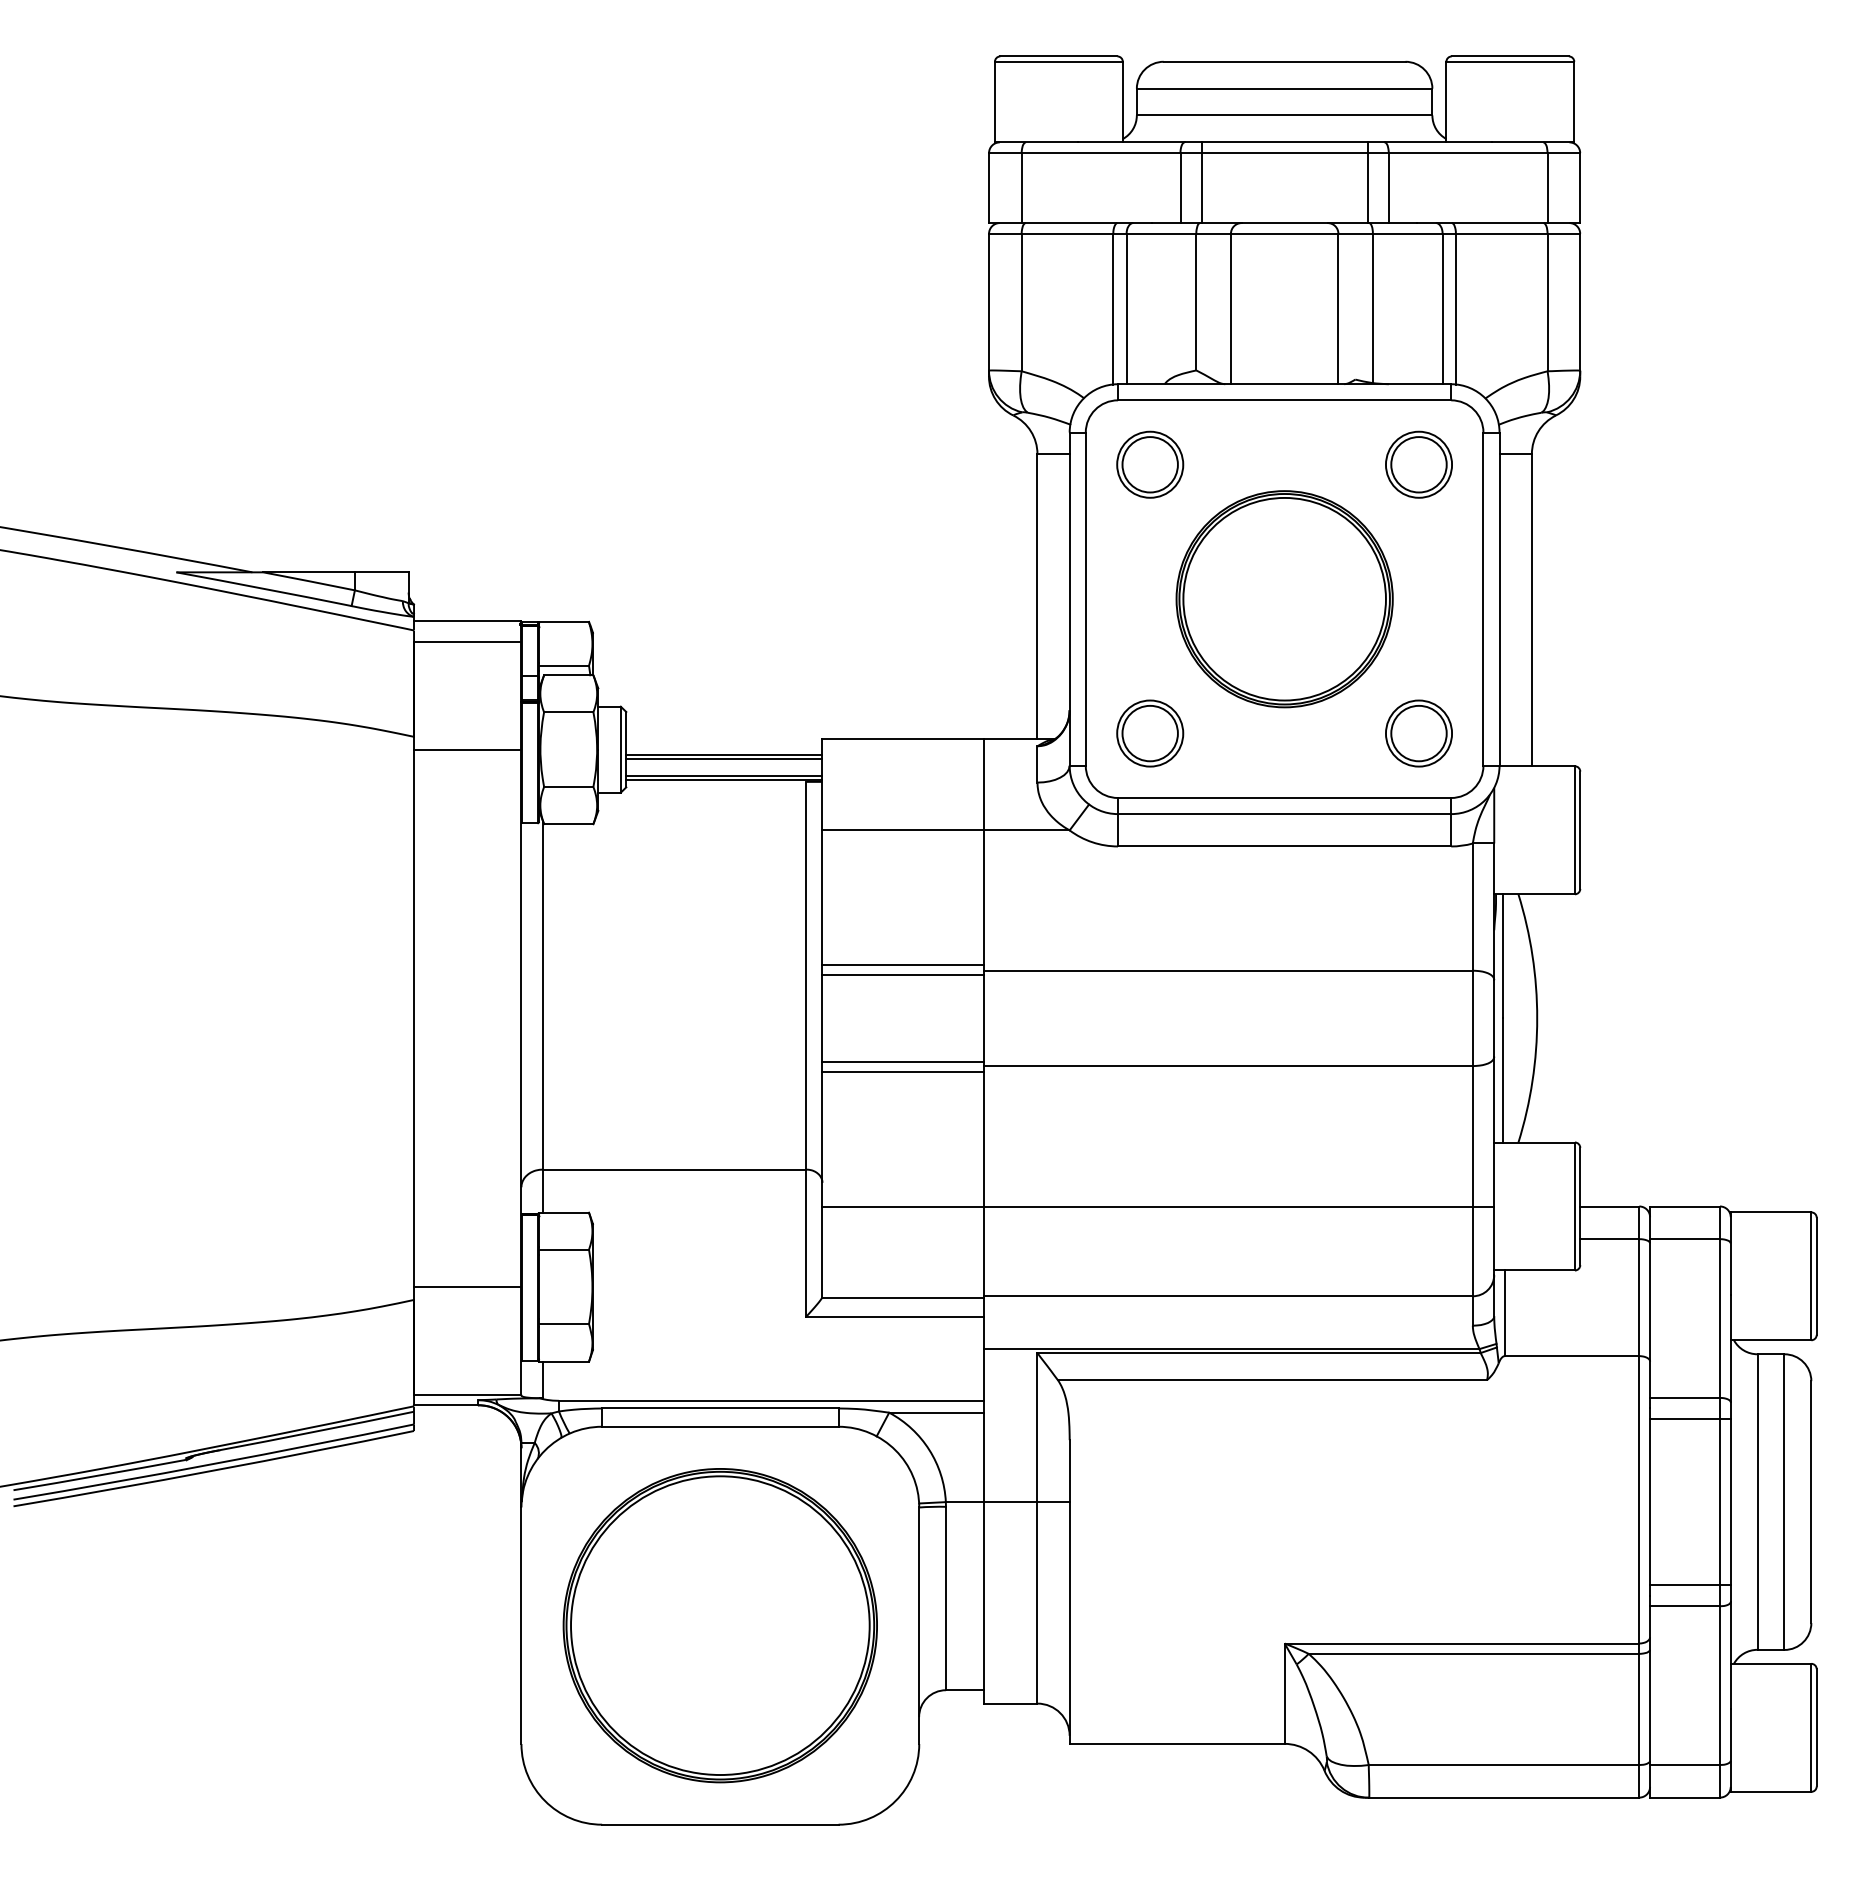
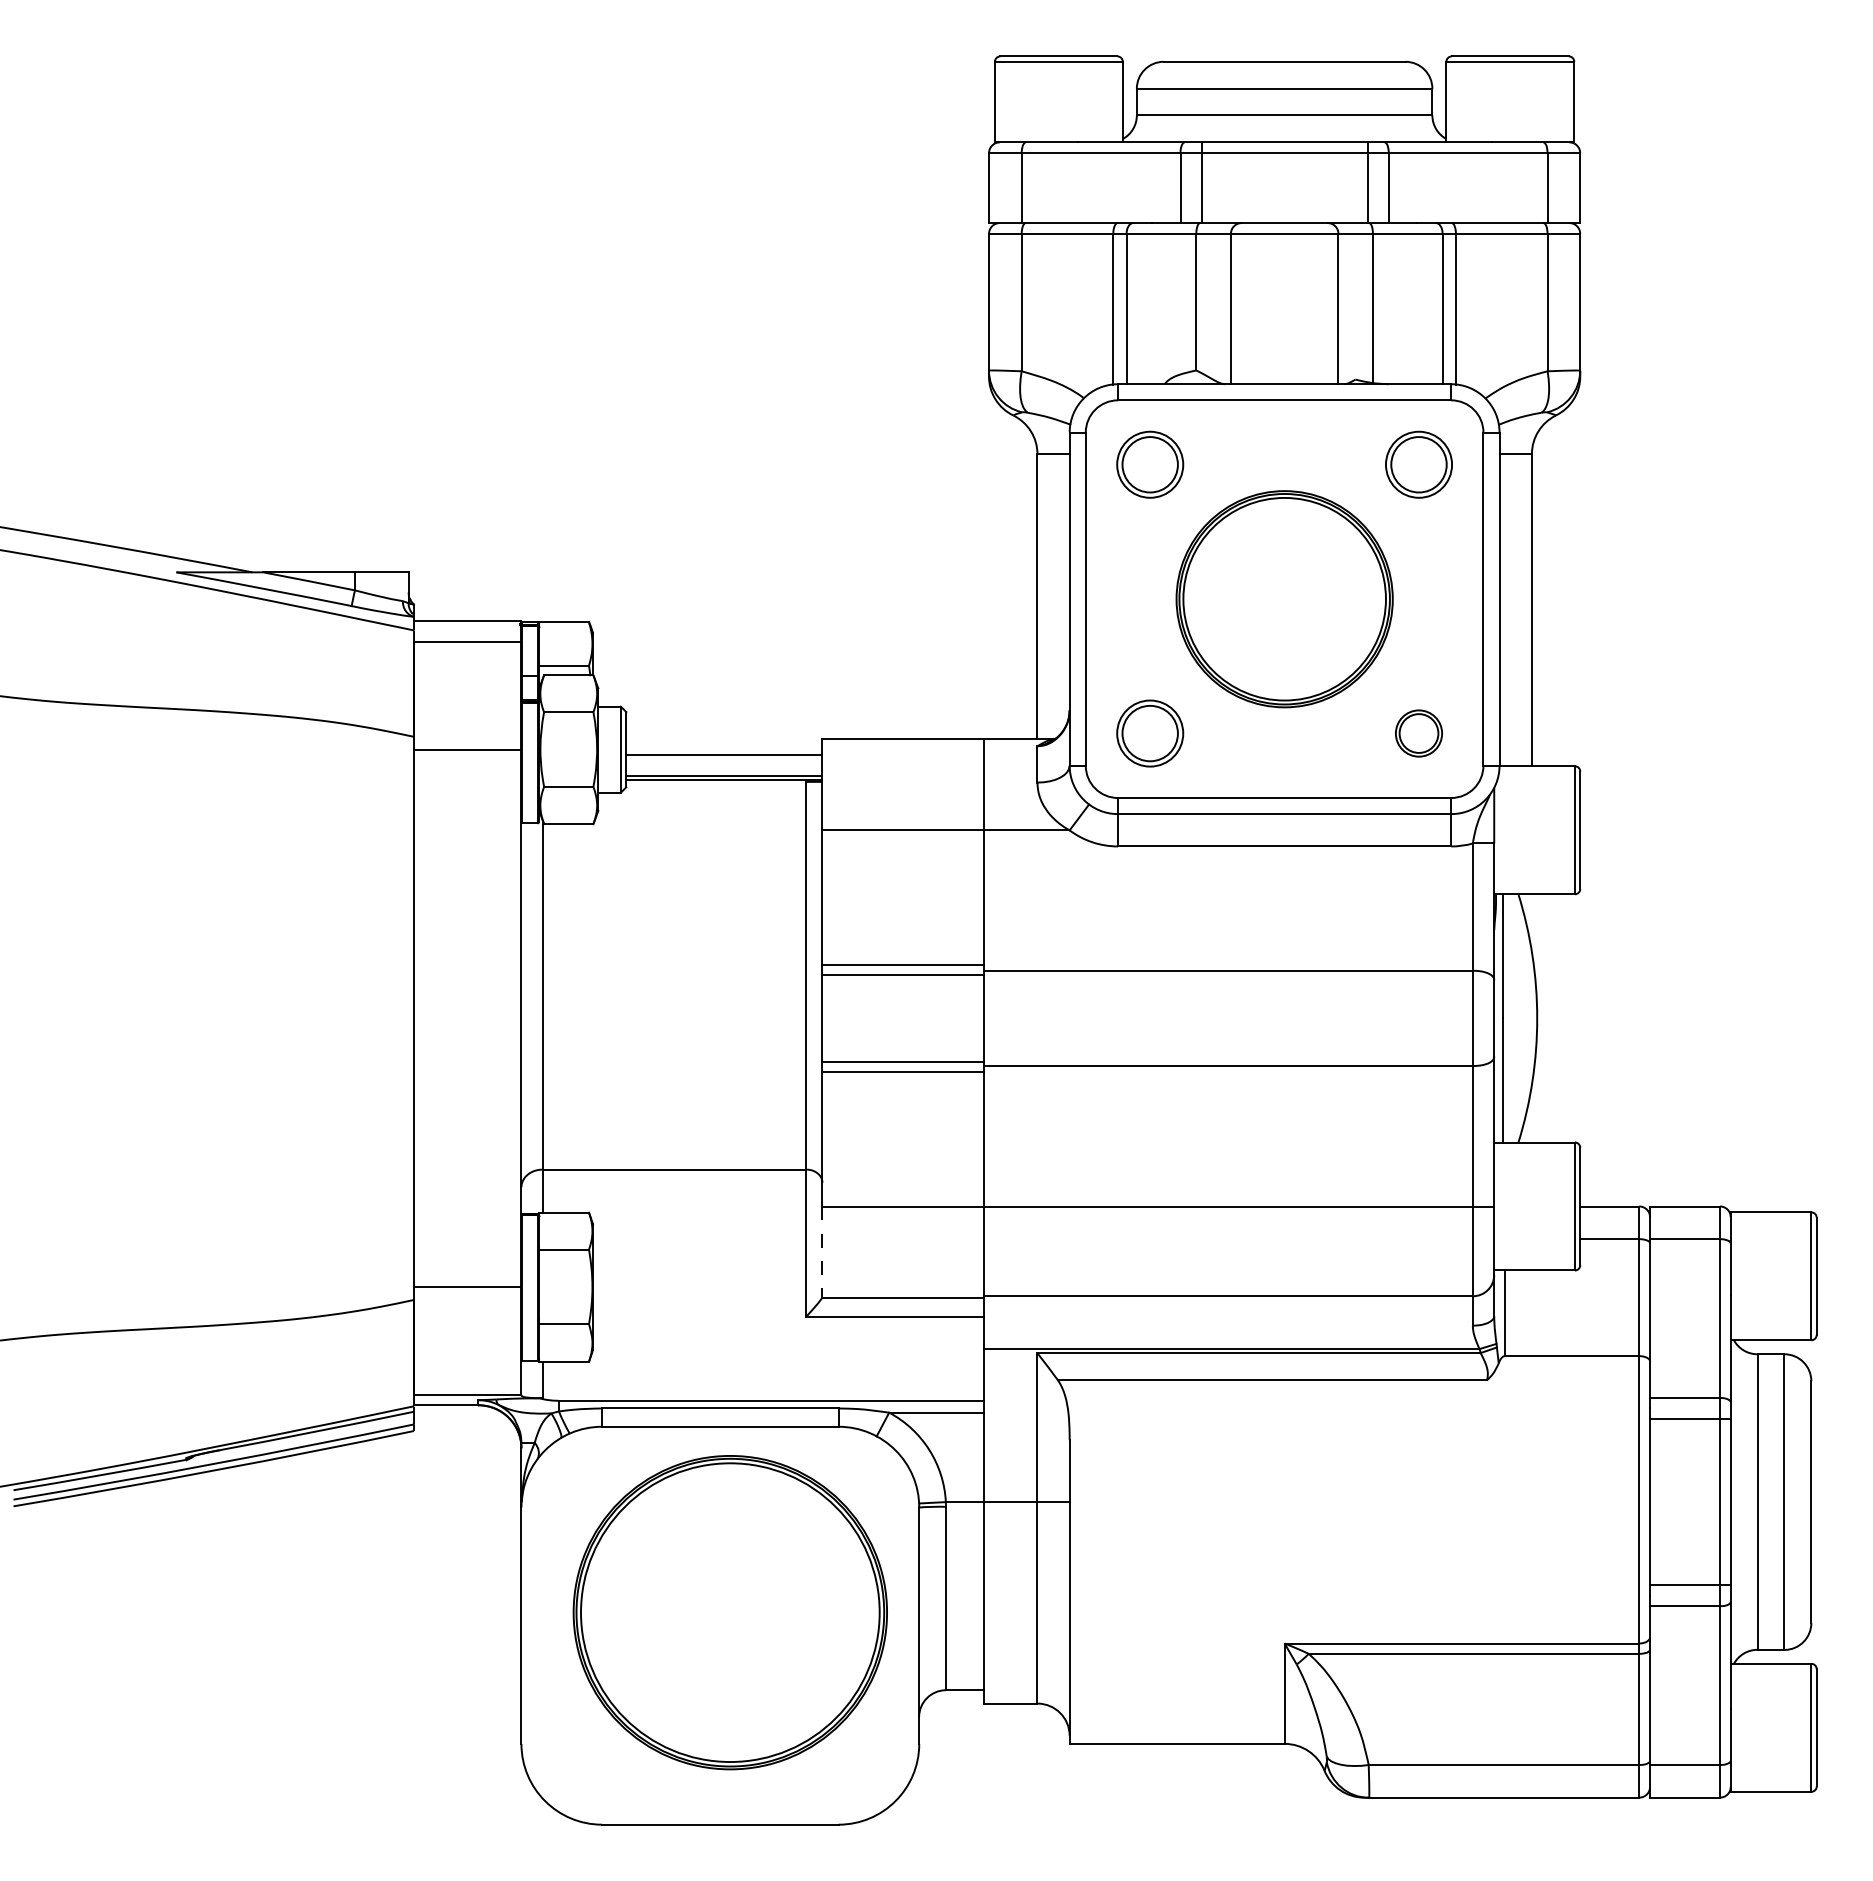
part size: 68x69 px -> 48x49 px (1418, 733)
line: present -> none (724, 758)
line: solid -> dashed (822, 1252)
part position: (719, 1625) -> (729, 1612) (729, 1612)
